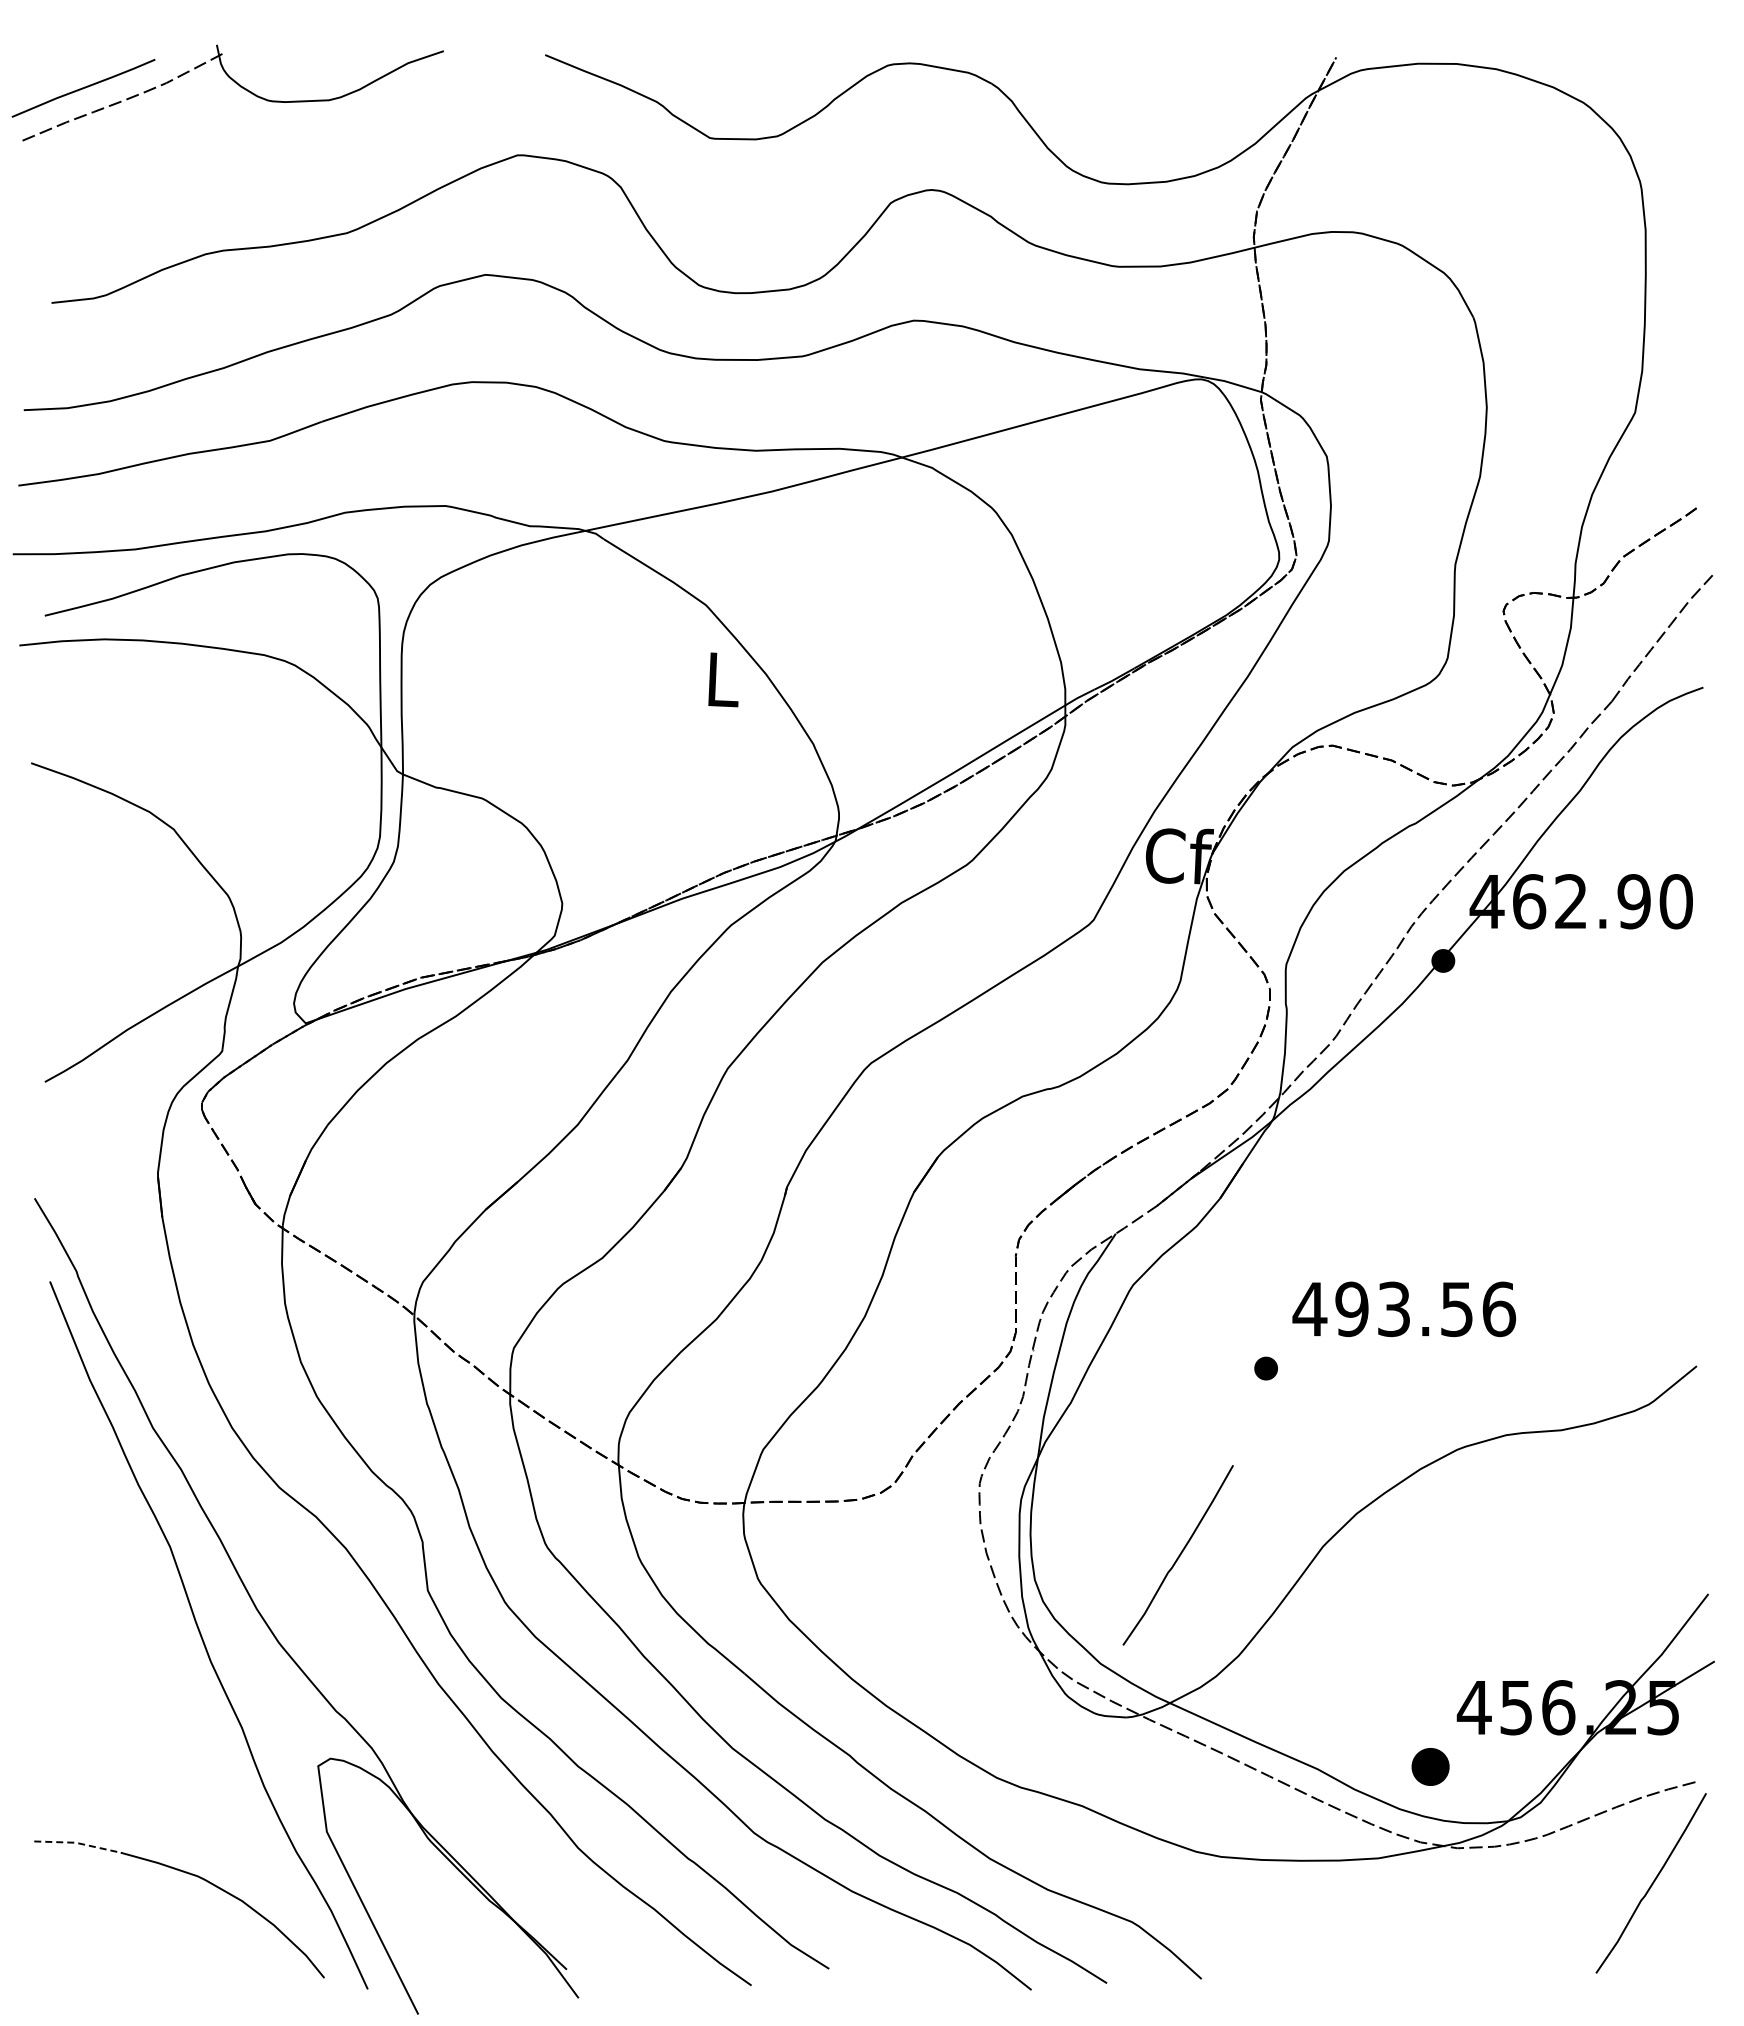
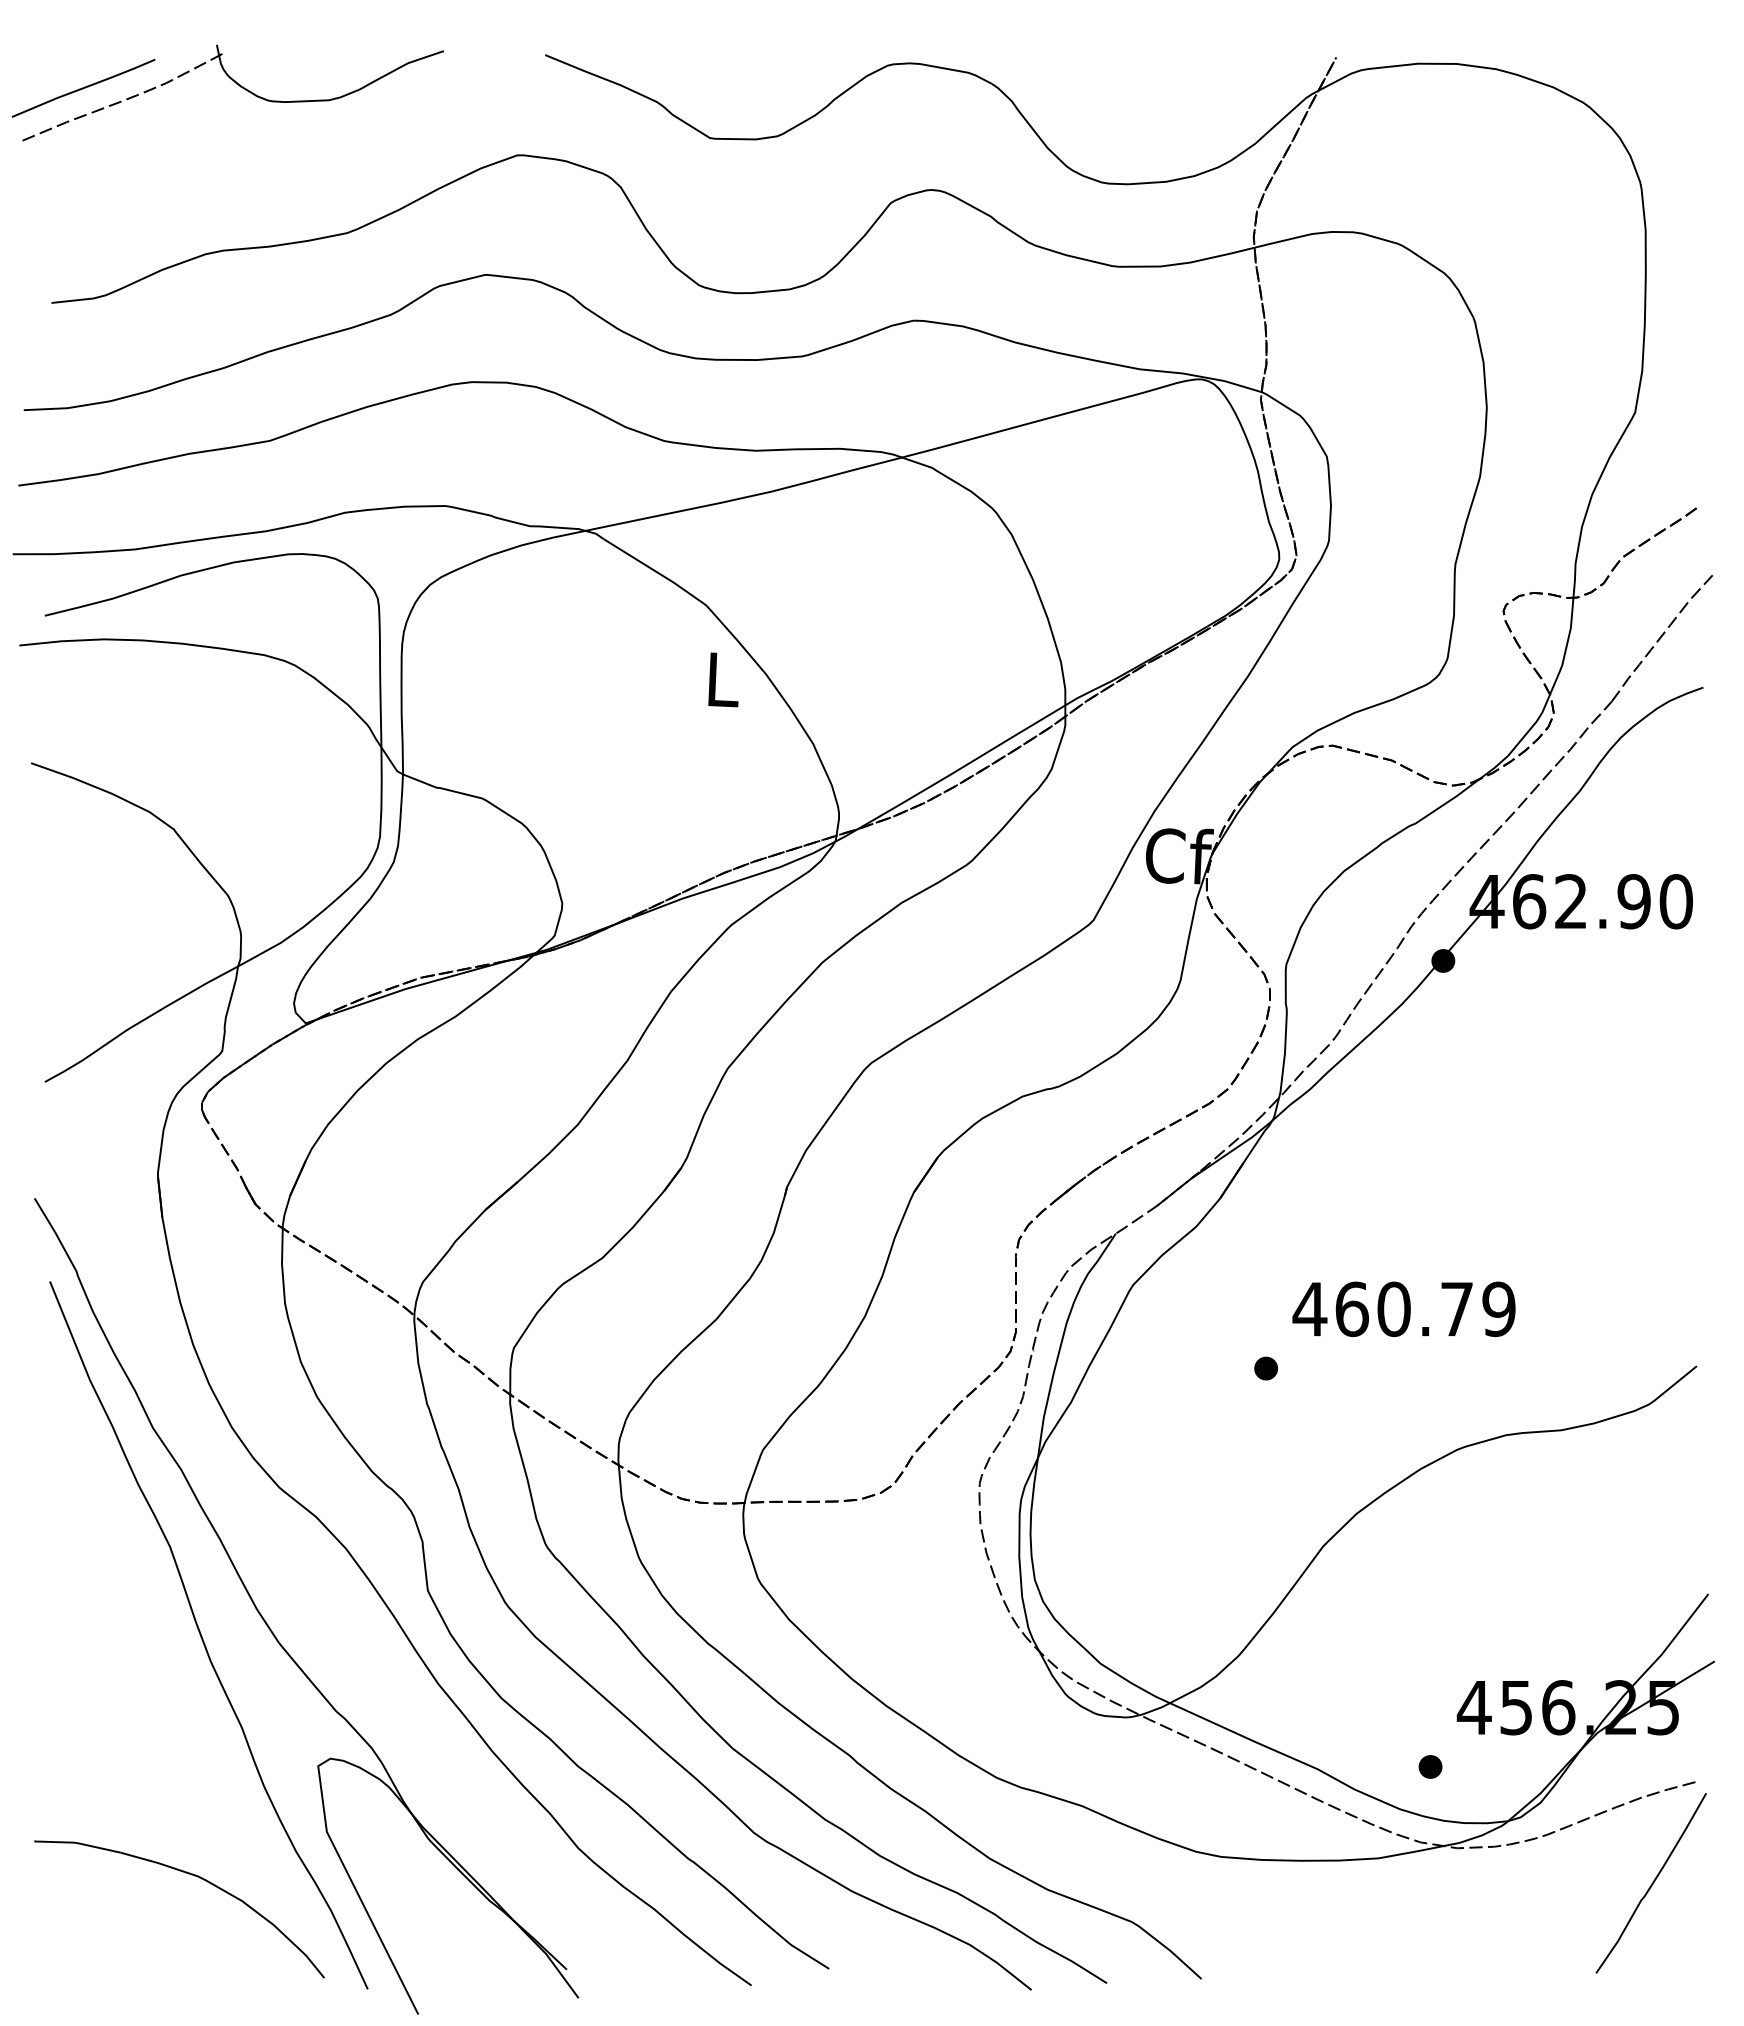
text: 493.56 -> 460.79 (1425, 1309)
curve: present -> none (1178, 1555)
part size: 39x38 px -> 25x24 px (1430, 1766)
line: dashed -> solid (77, 1843)
